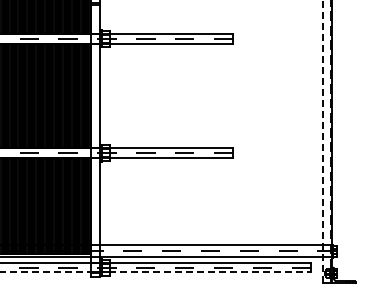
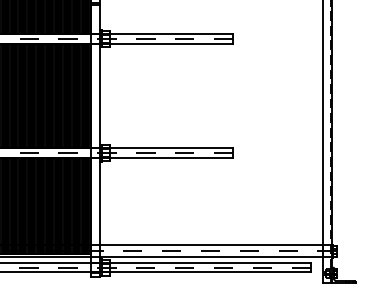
line: dashed -> solid (322, 141)
line: dashed -> solid (156, 272)
